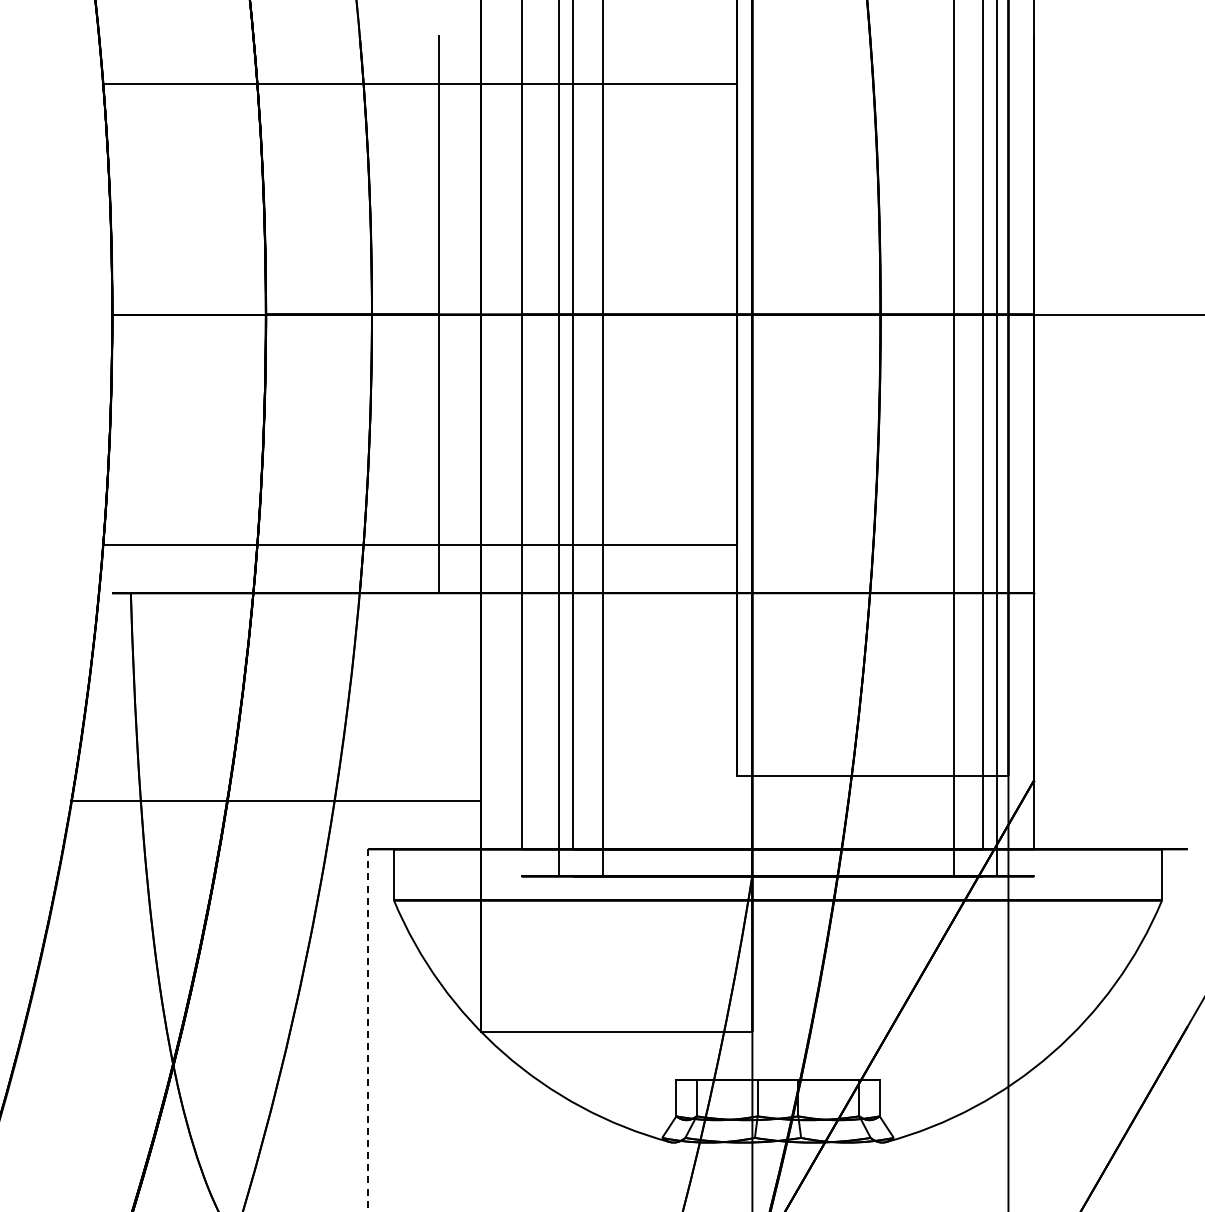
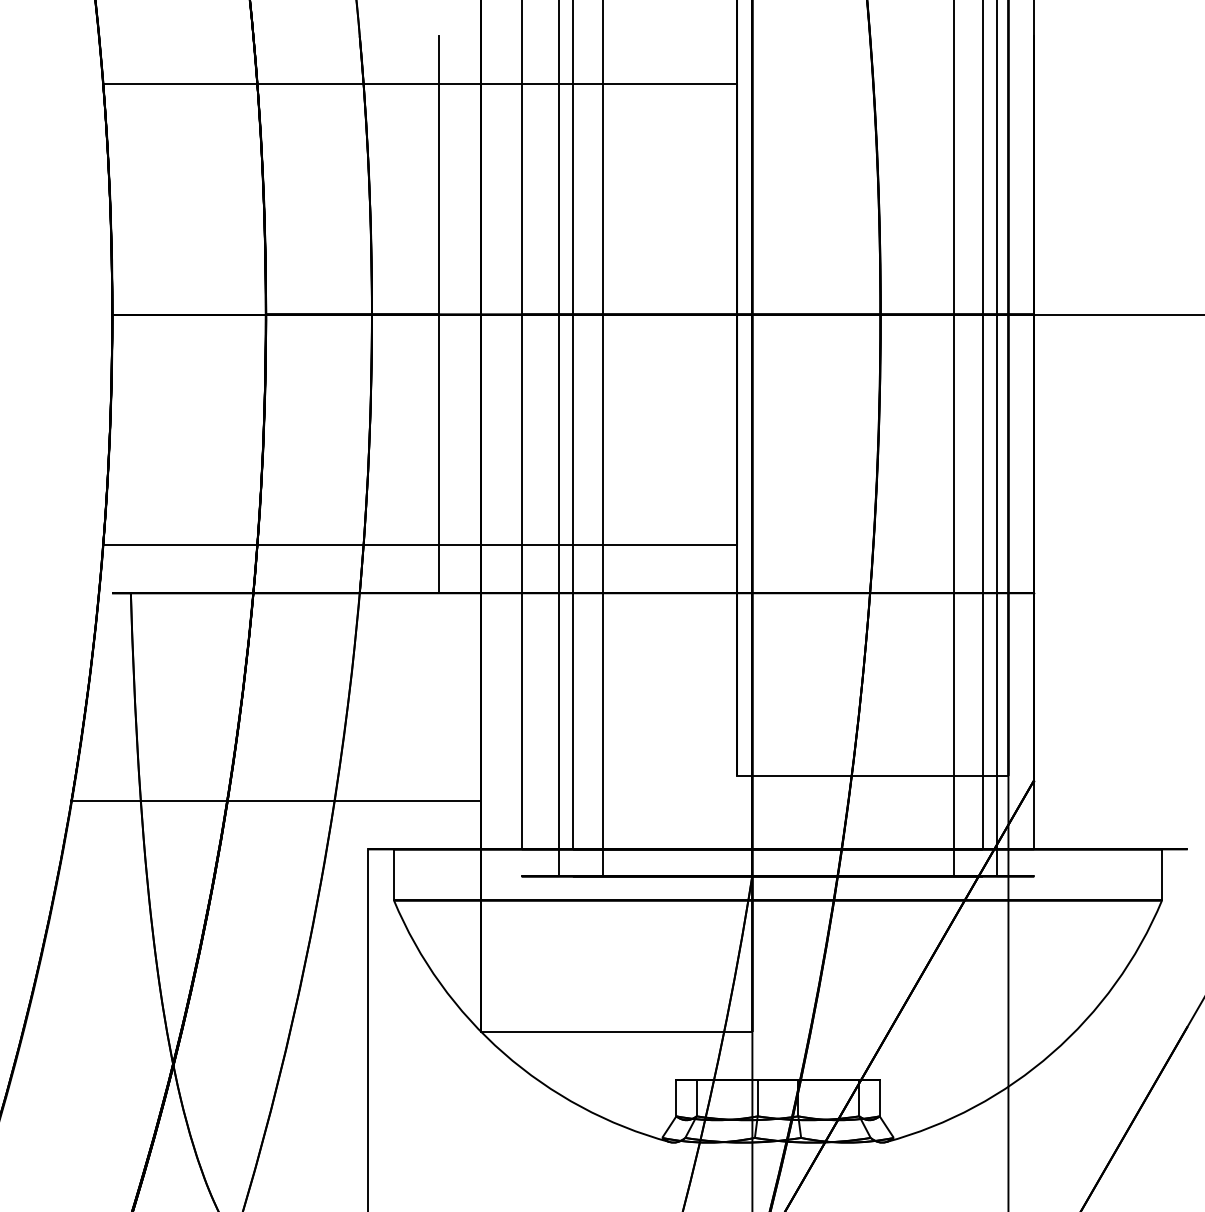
line: dashed -> solid (368, 1030)
